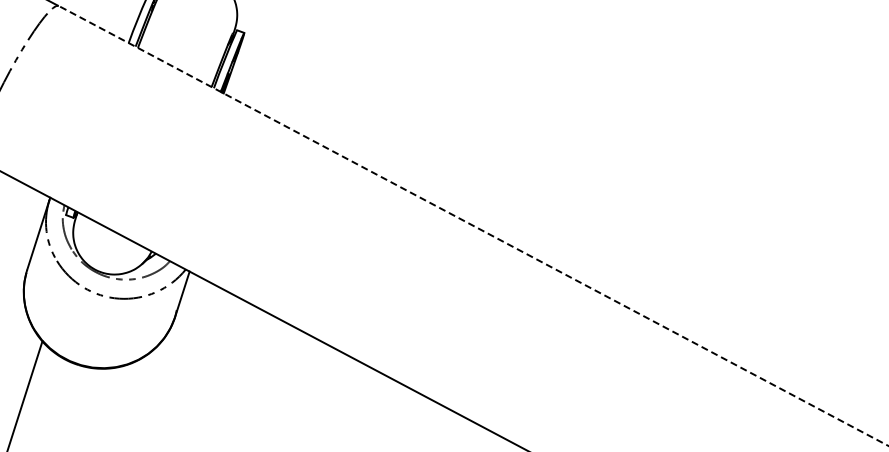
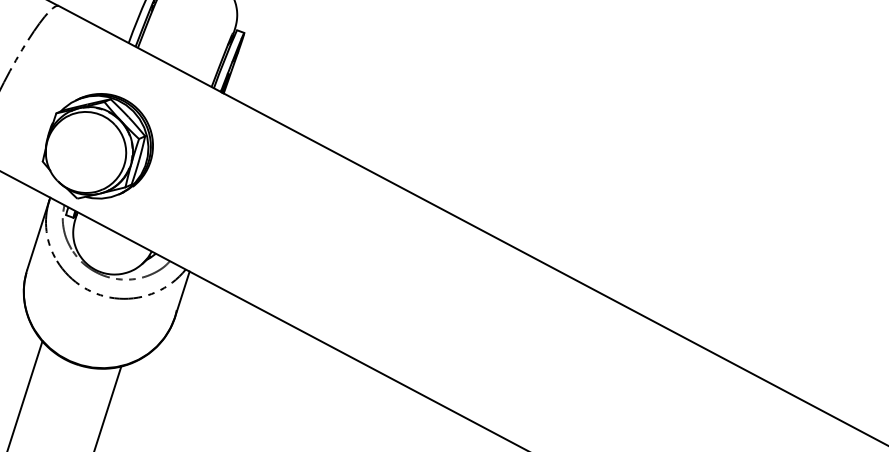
part: none -> present (97, 146)
line: dashed -> solid (473, 226)
line: none -> present (108, 407)
